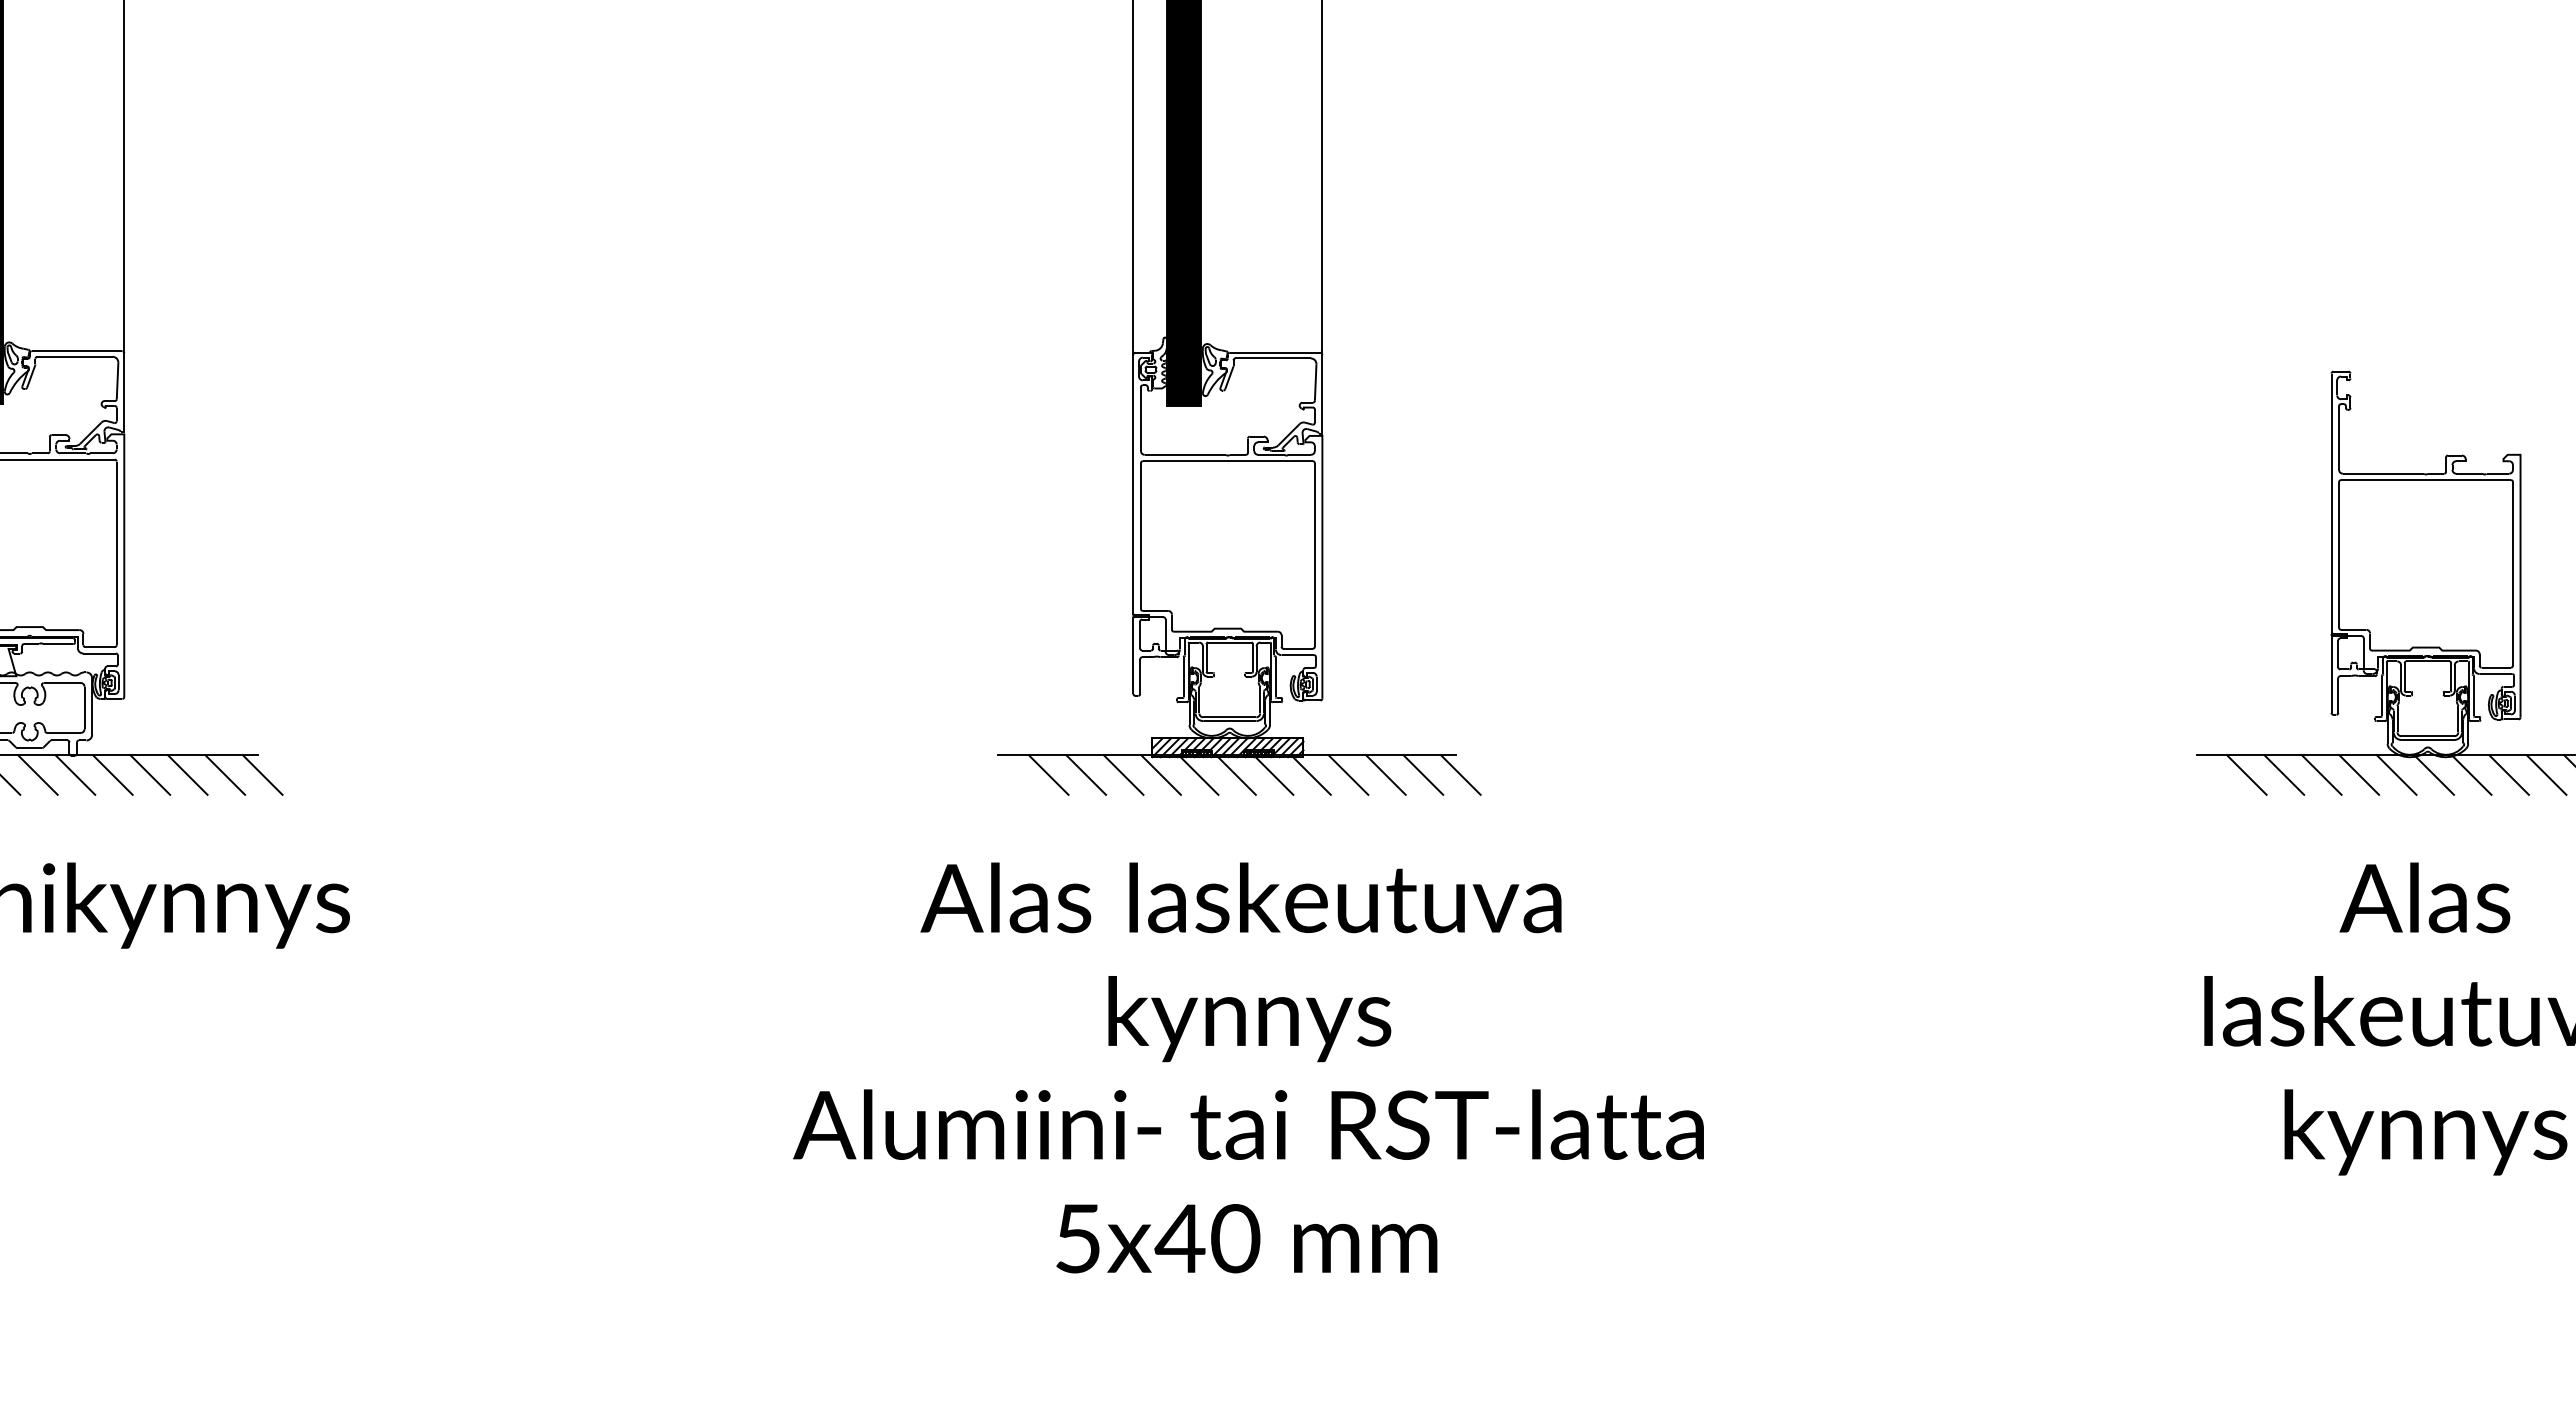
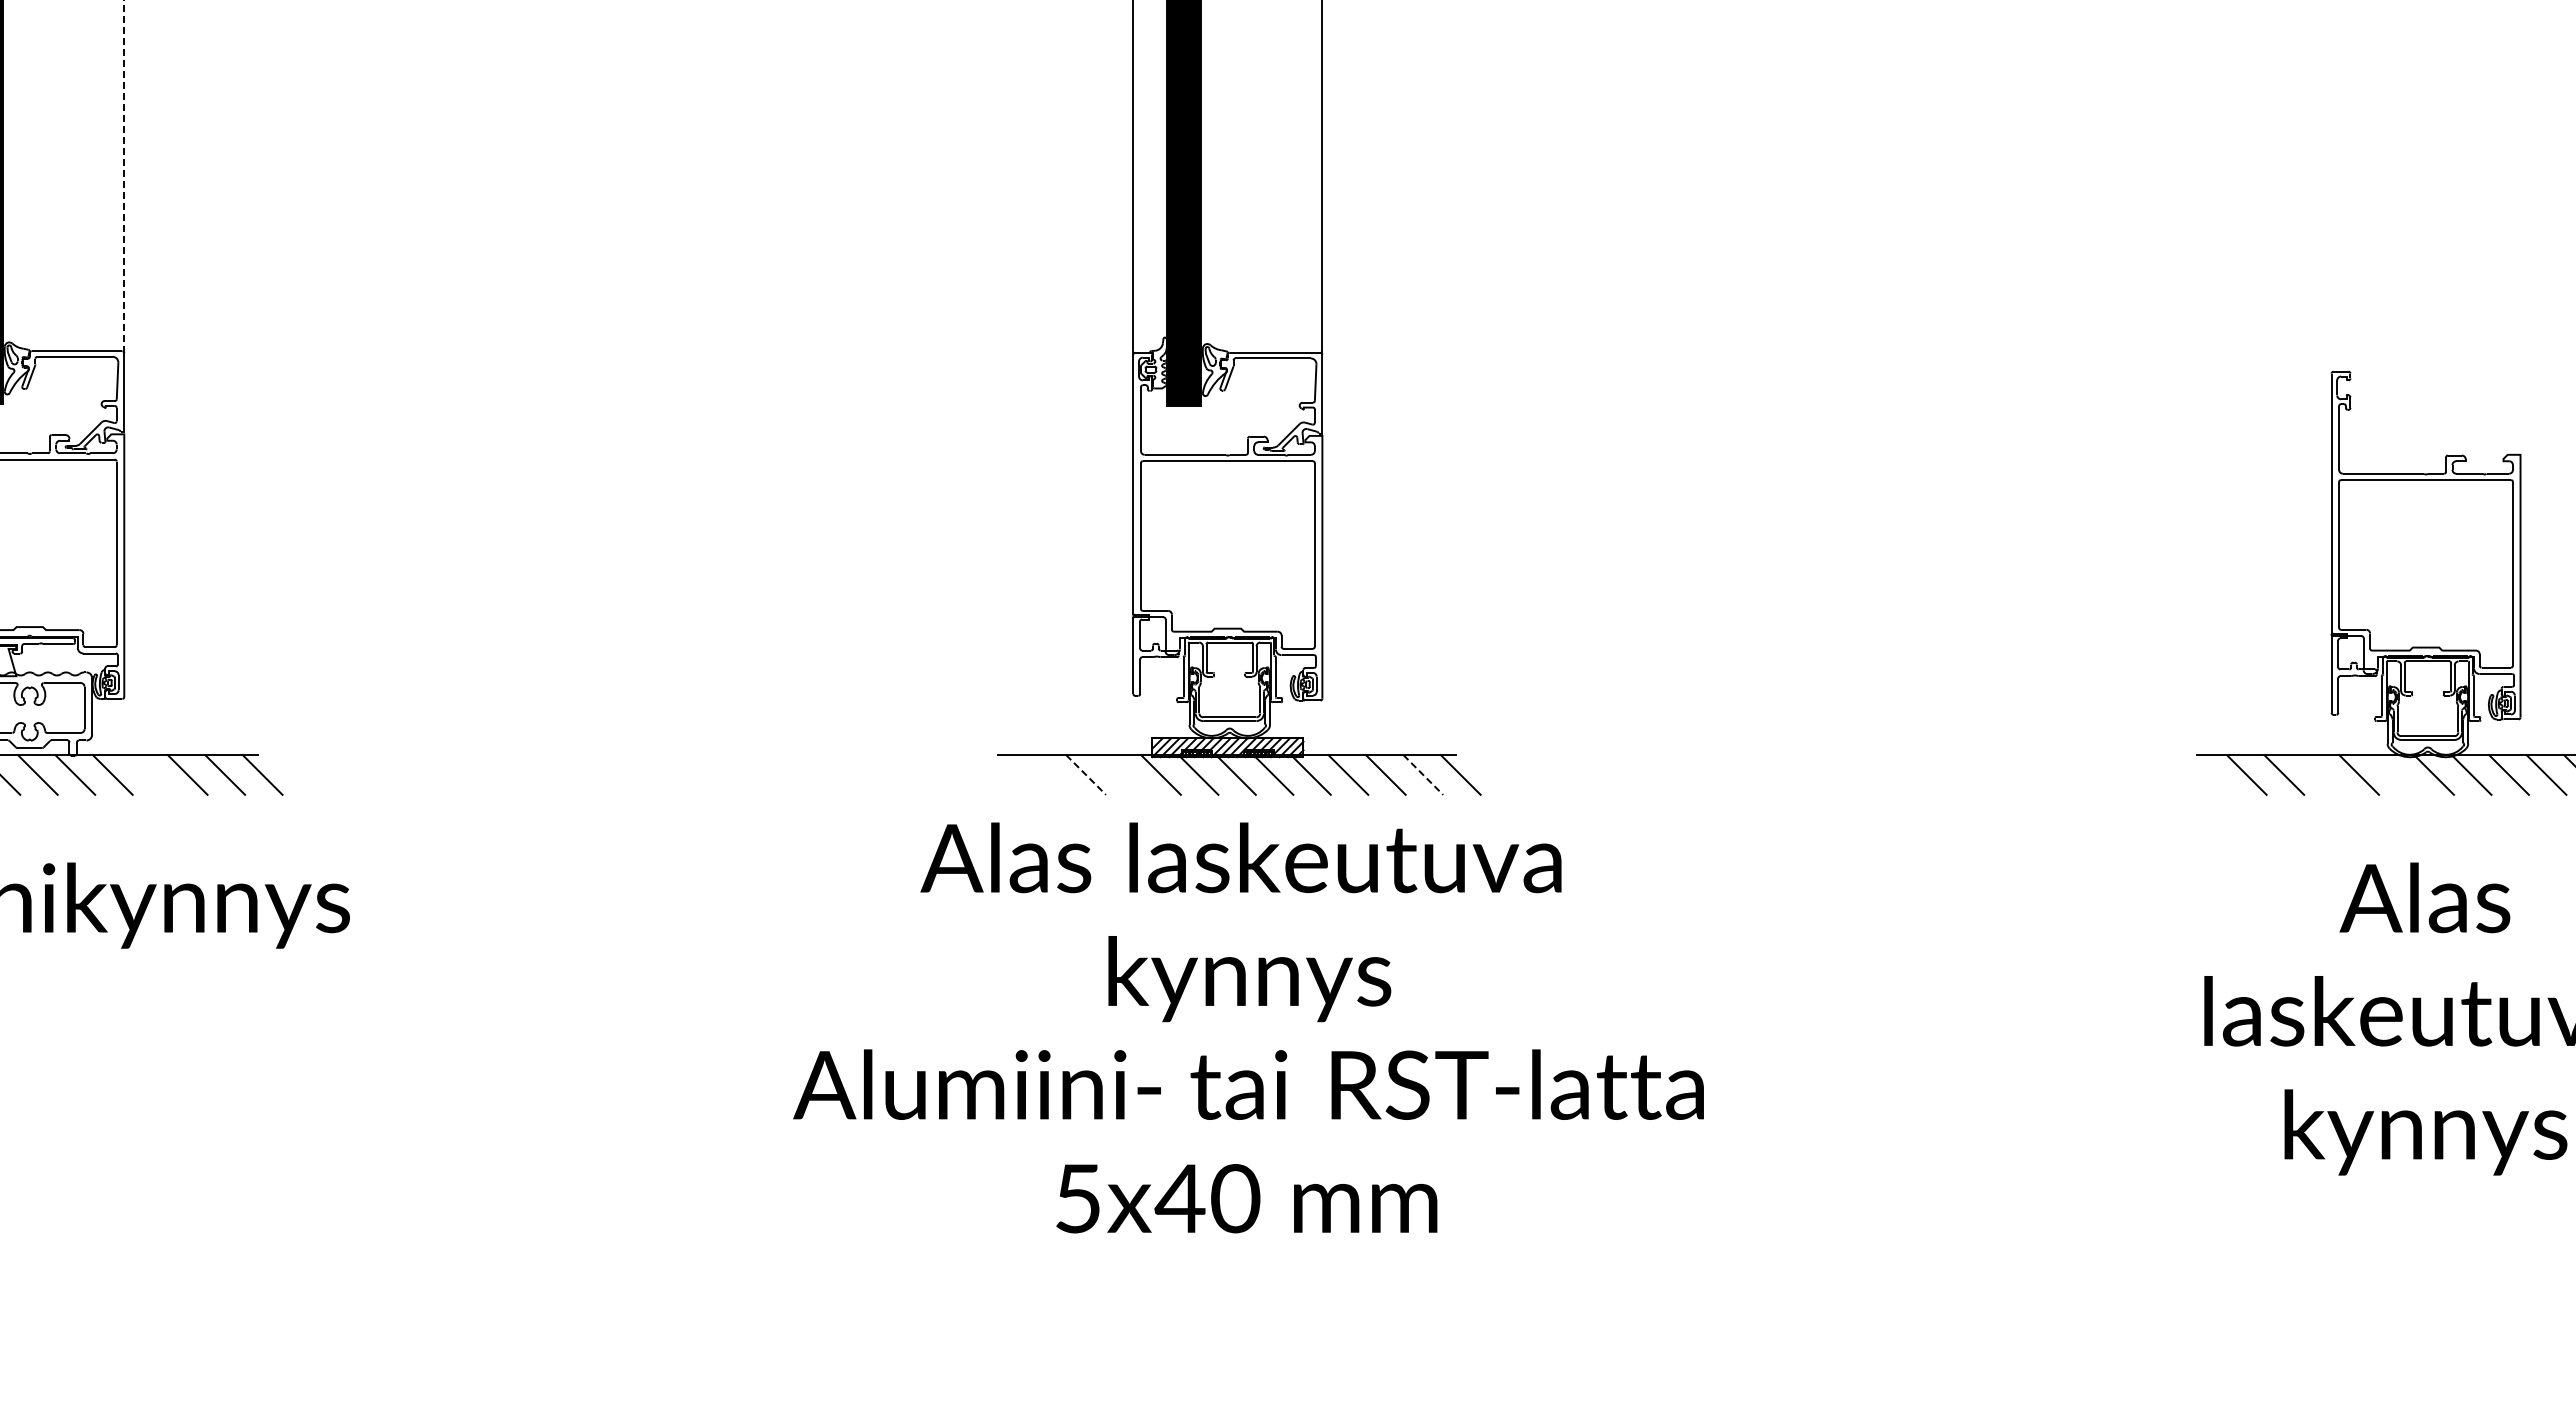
line: solid -> dashed (124, 176)
line: present -> none (150, 774)
line: present -> none (1048, 774)
line: present -> none (1123, 774)
line: present -> none (2321, 774)
line: present -> none (2396, 774)
line: solid -> dashed (1086, 775)
line: solid -> dashed (1423, 775)
text position: (1248, 1067) -> (1248, 1027) (1248, 1027)
